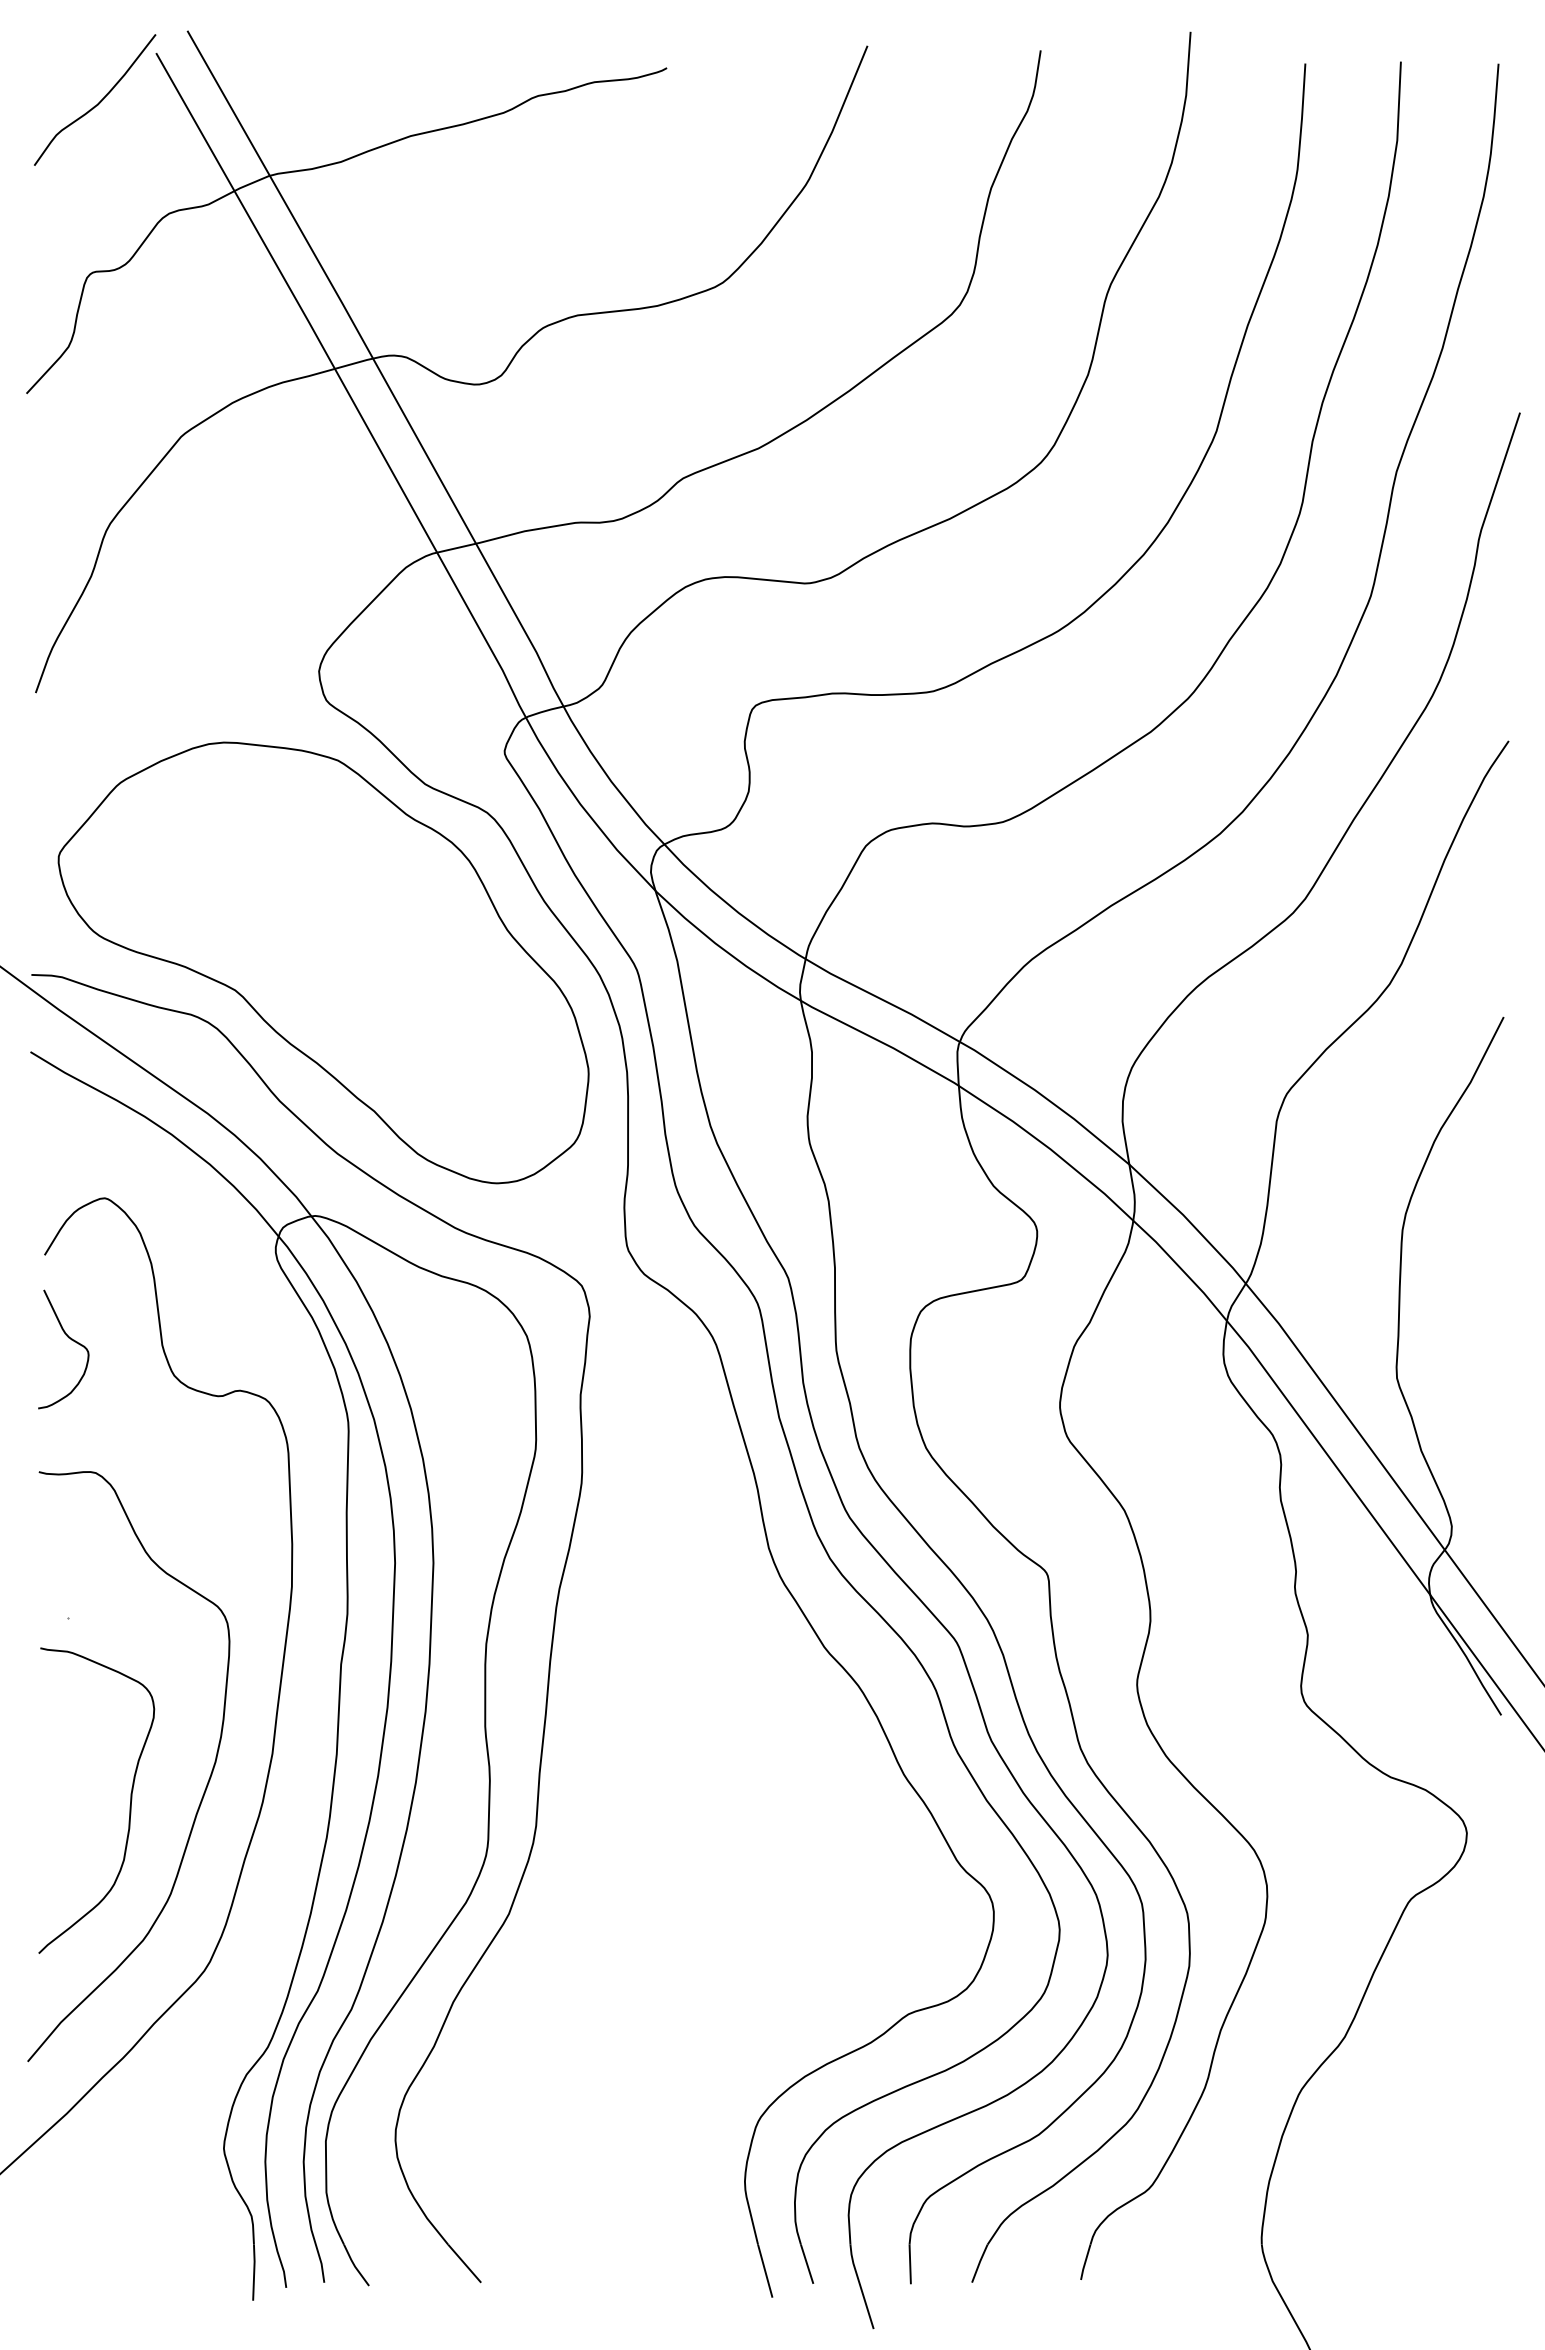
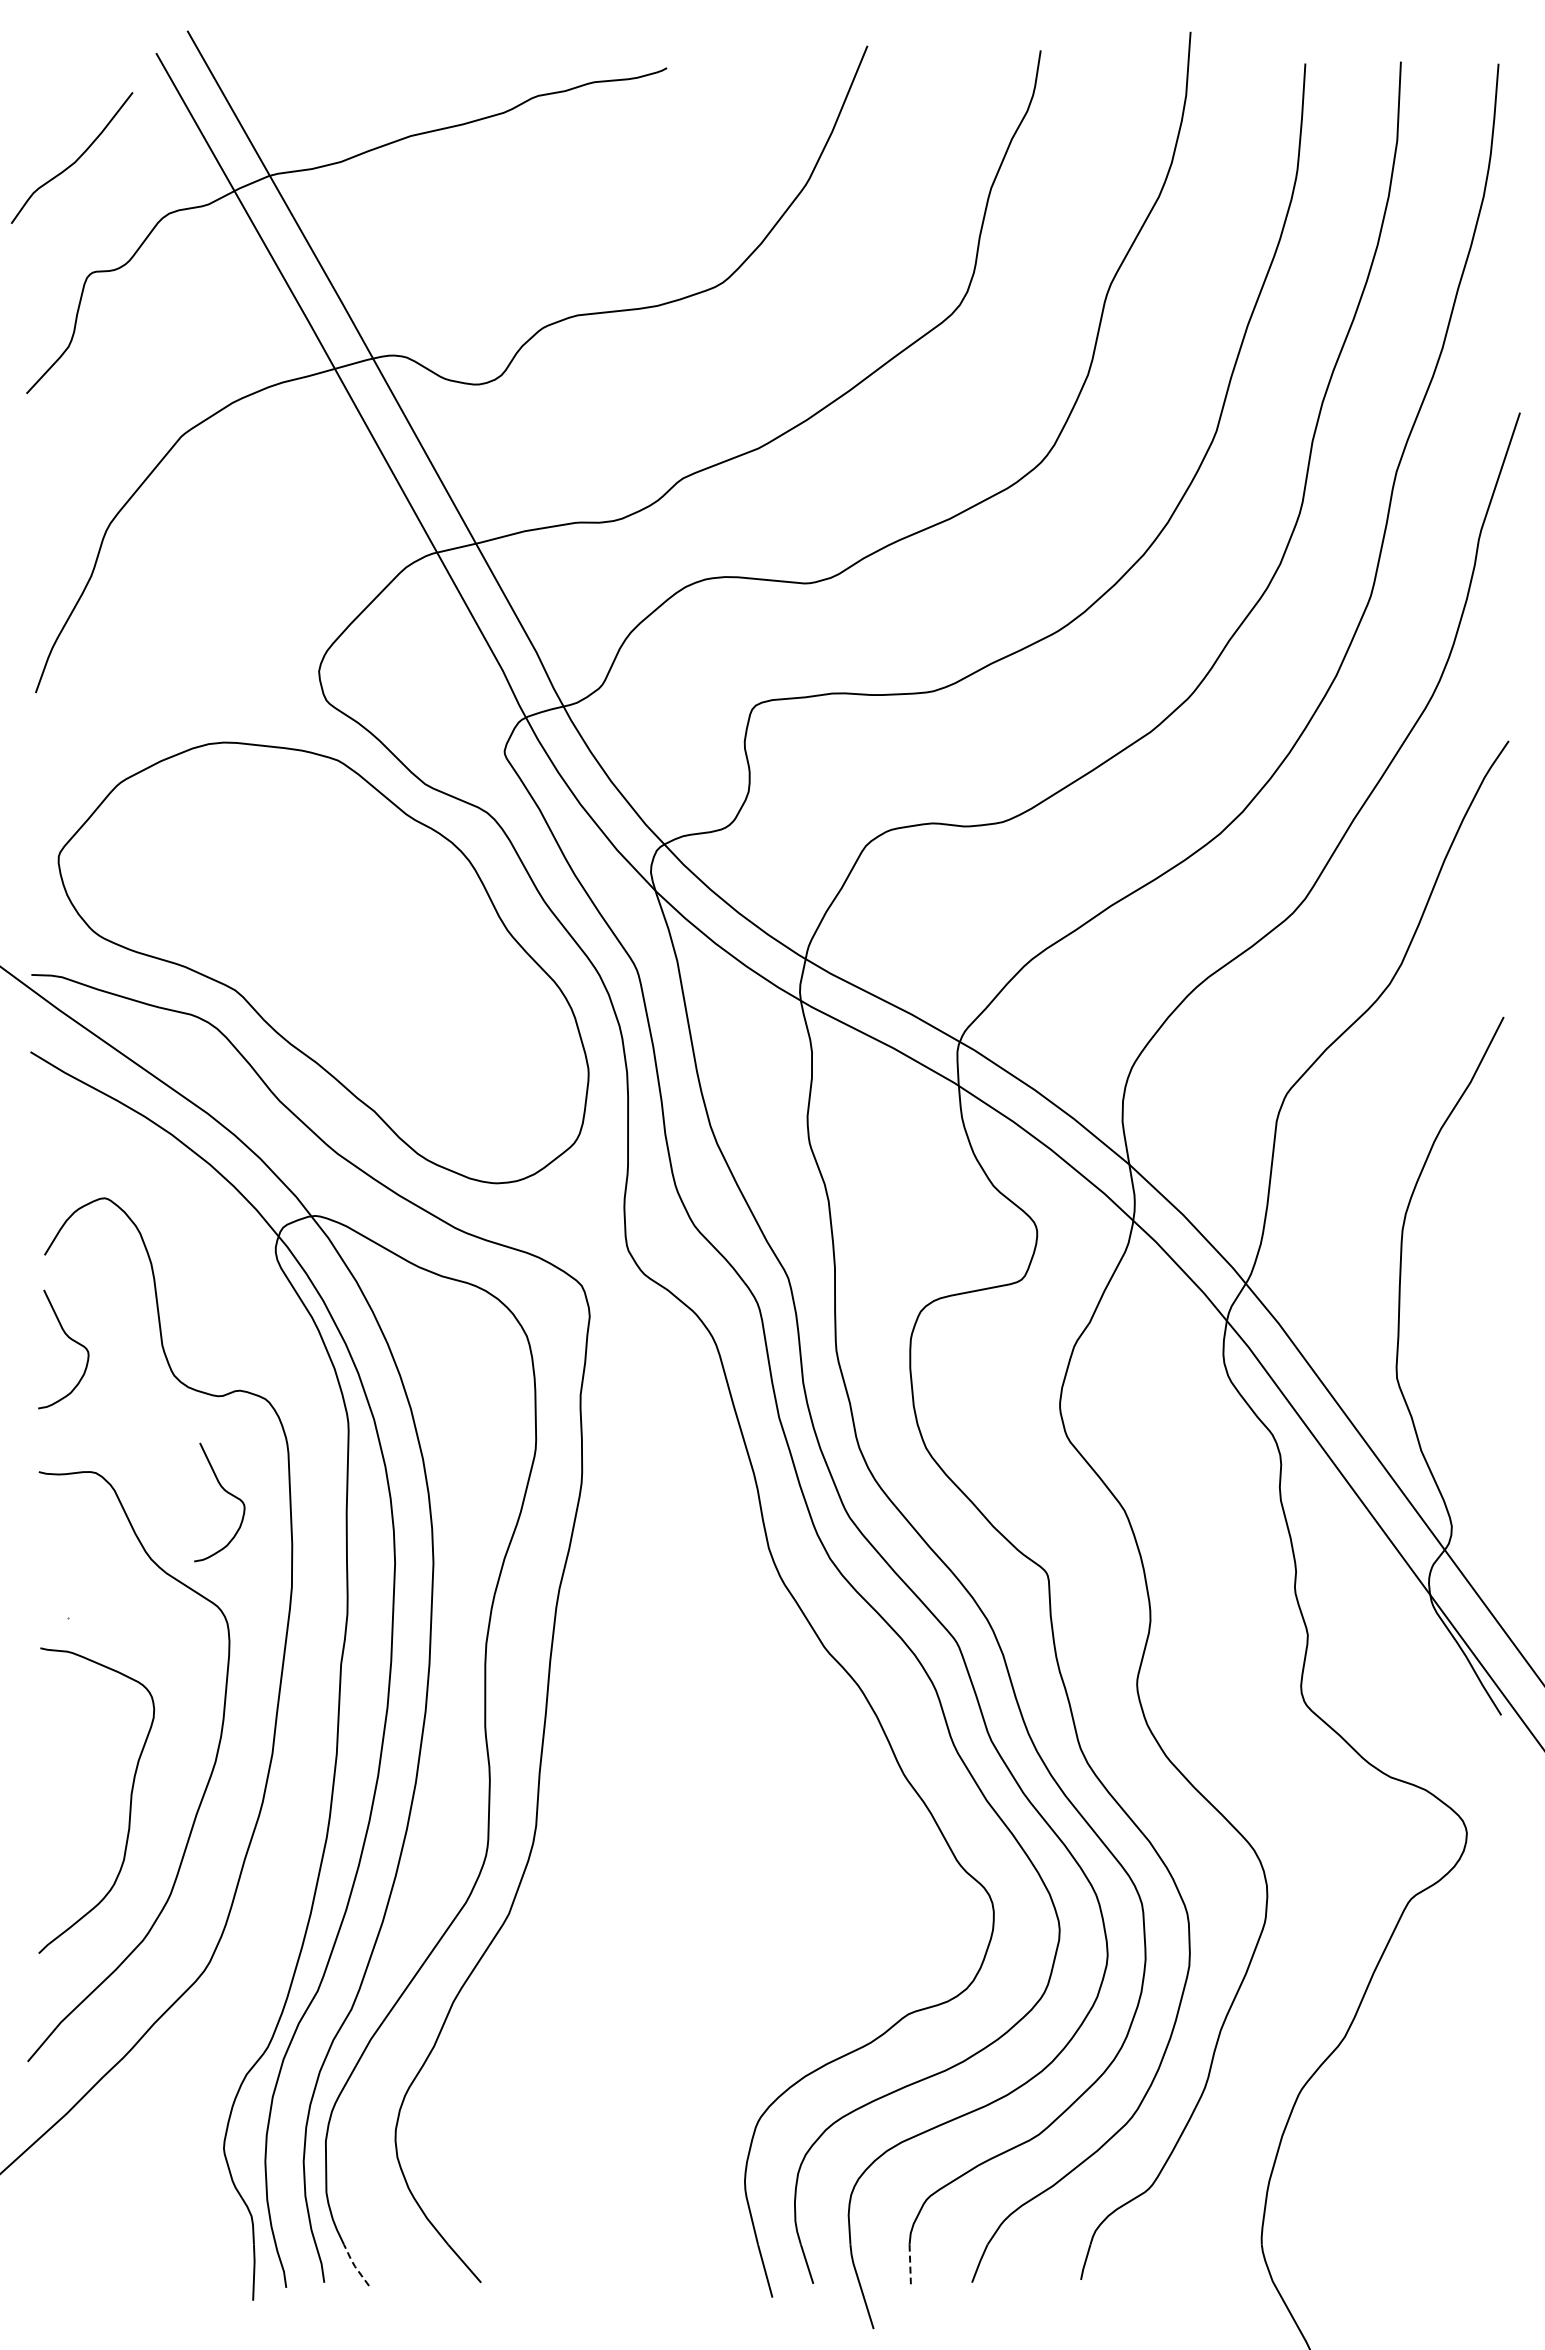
curve position: (98, 102) -> (75, 160) (75, 160)
curve: none -> present (227, 1493)
line: solid -> dashed (910, 2264)
line: solid -> dashed (354, 2265)
